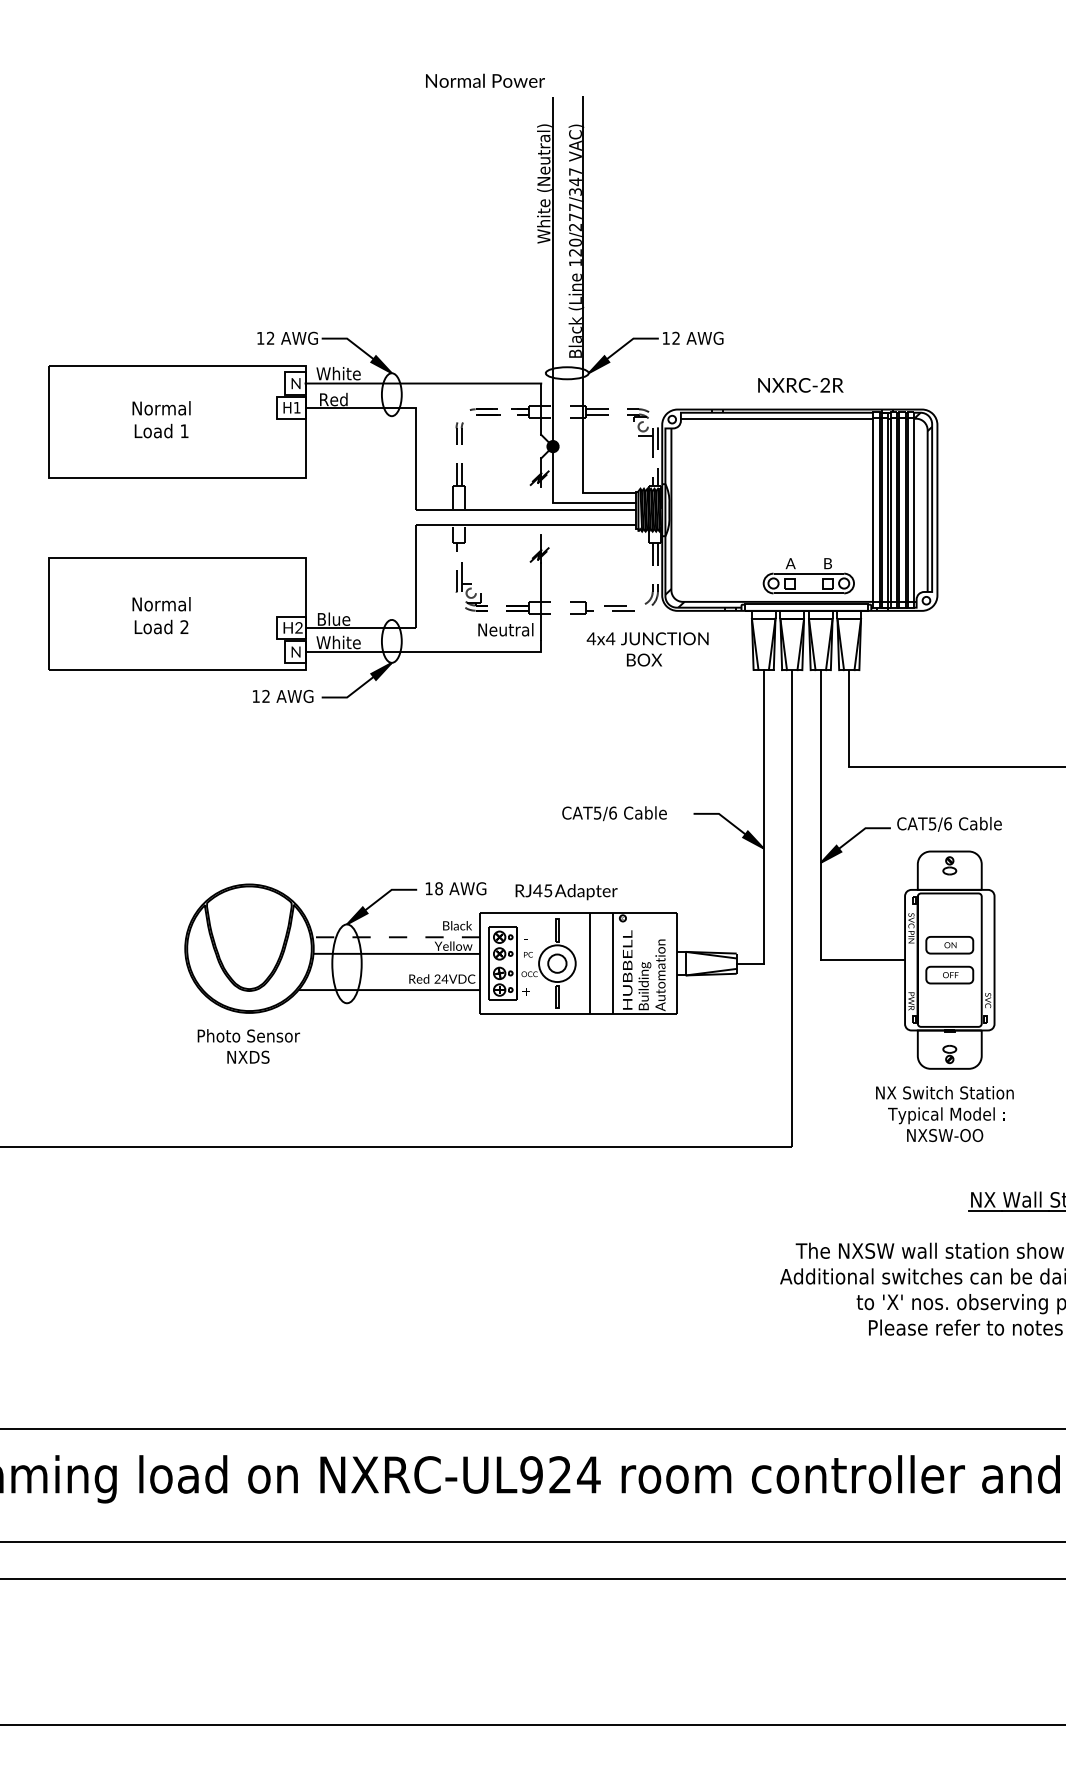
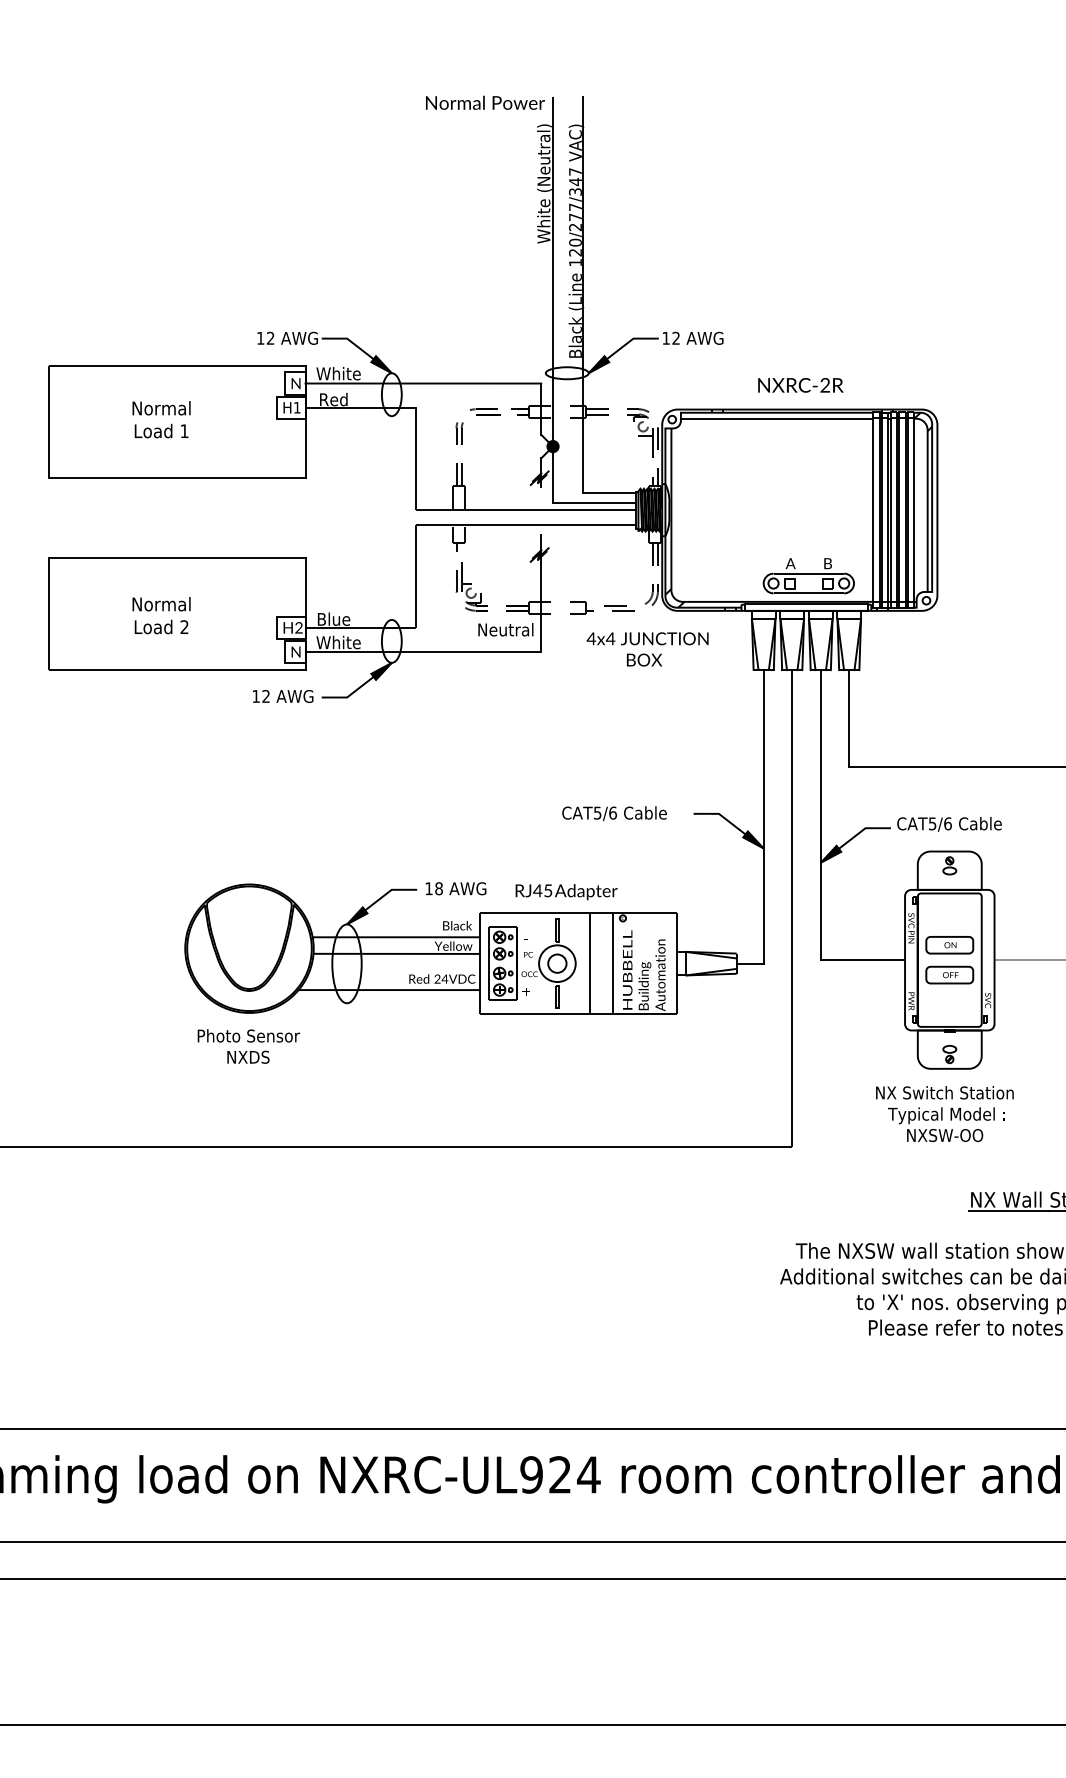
text position: (485, 80) -> (485, 102) (485, 102)
line: dashed -> solid (396, 937)
line: none -> present (1028, 960)
